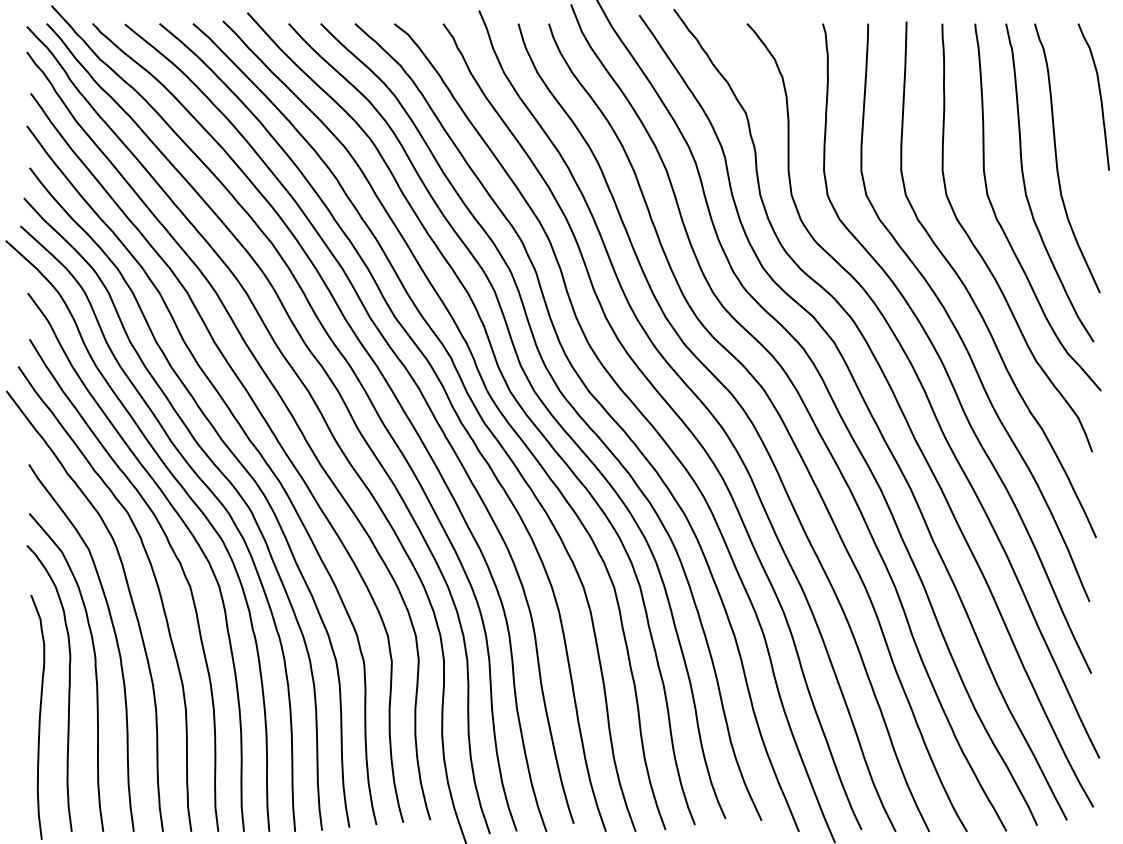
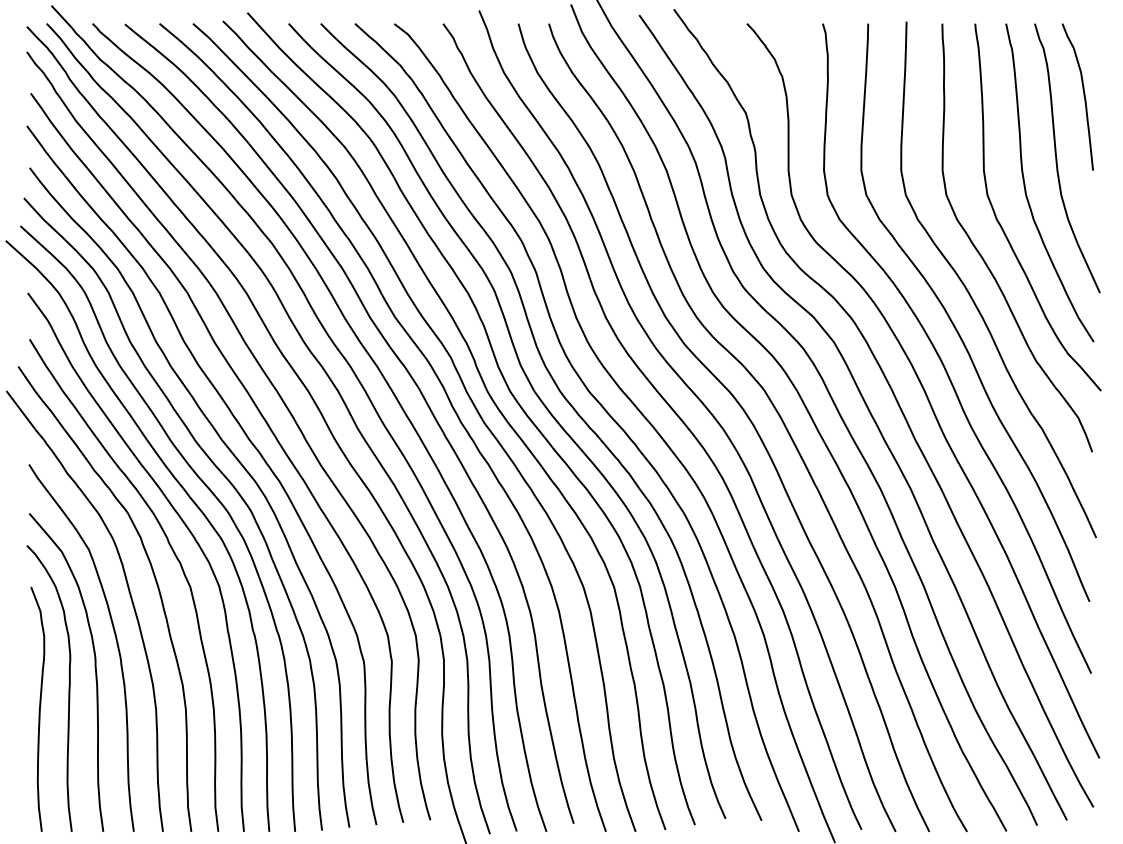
curve position: (1099, 96) -> (1083, 96) (1083, 96)
curve position: (39, 716) -> (39, 708) (39, 708)
